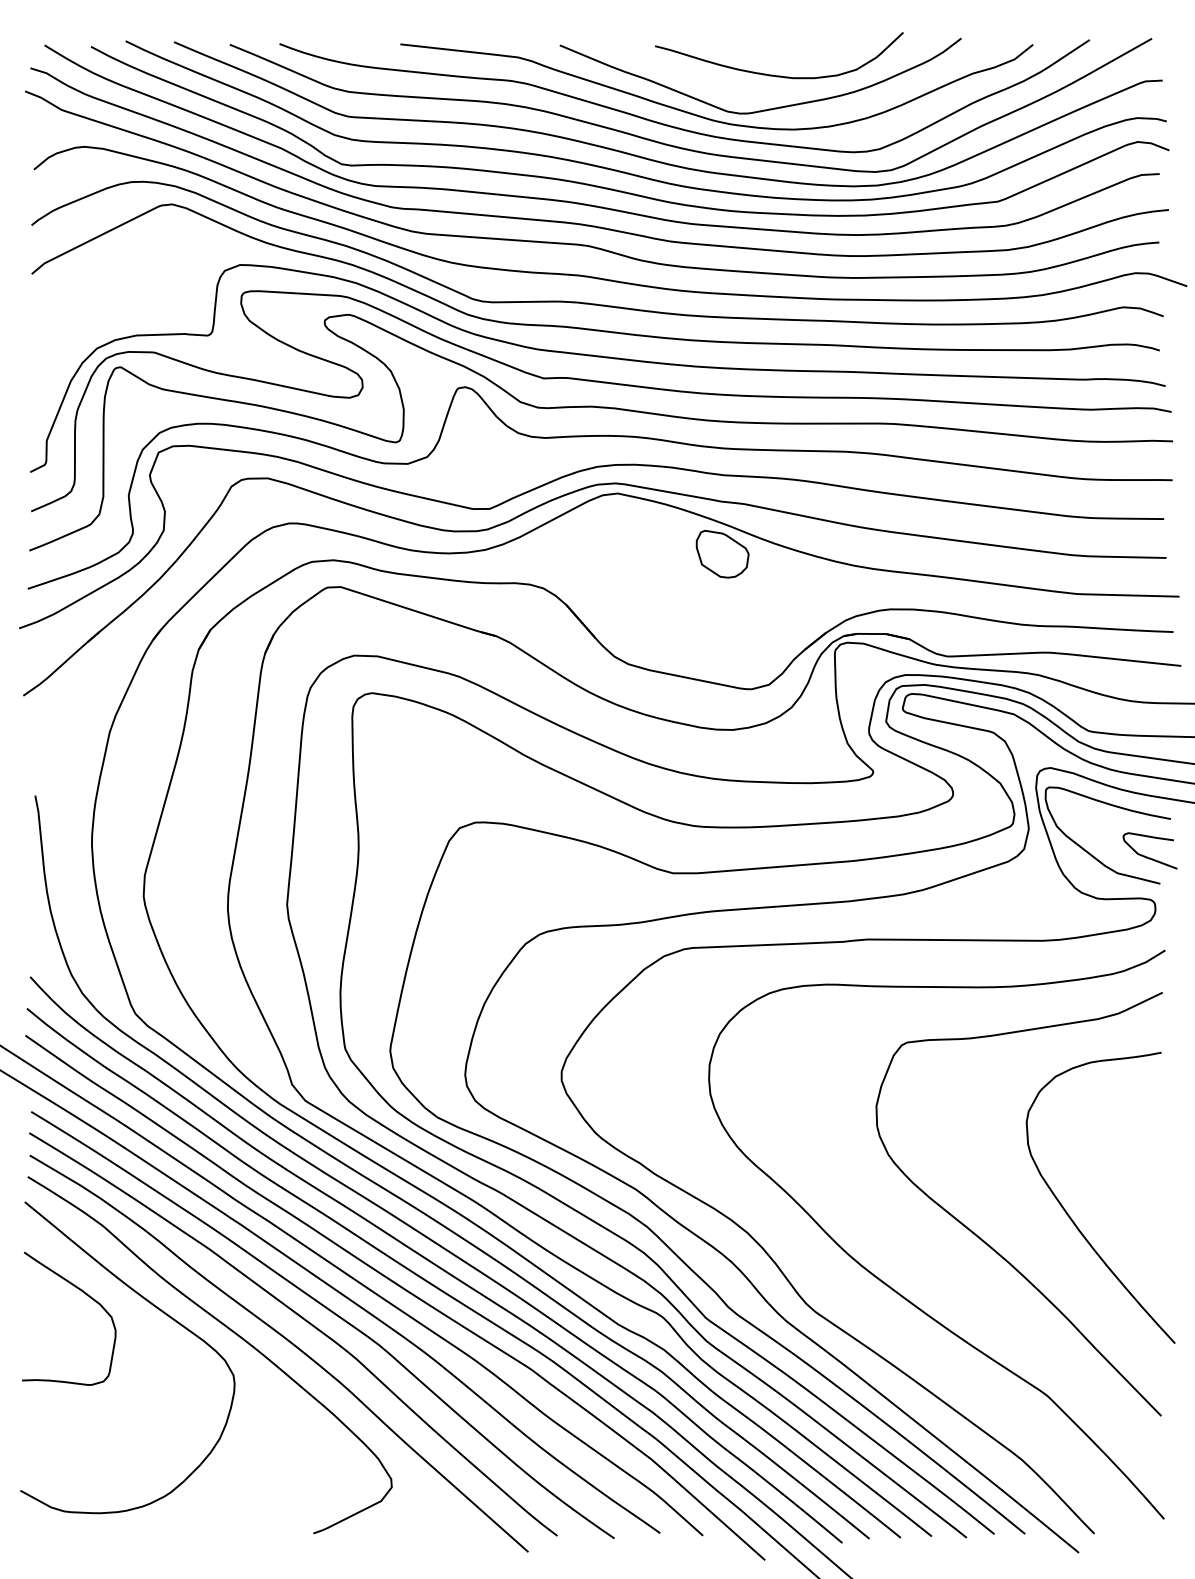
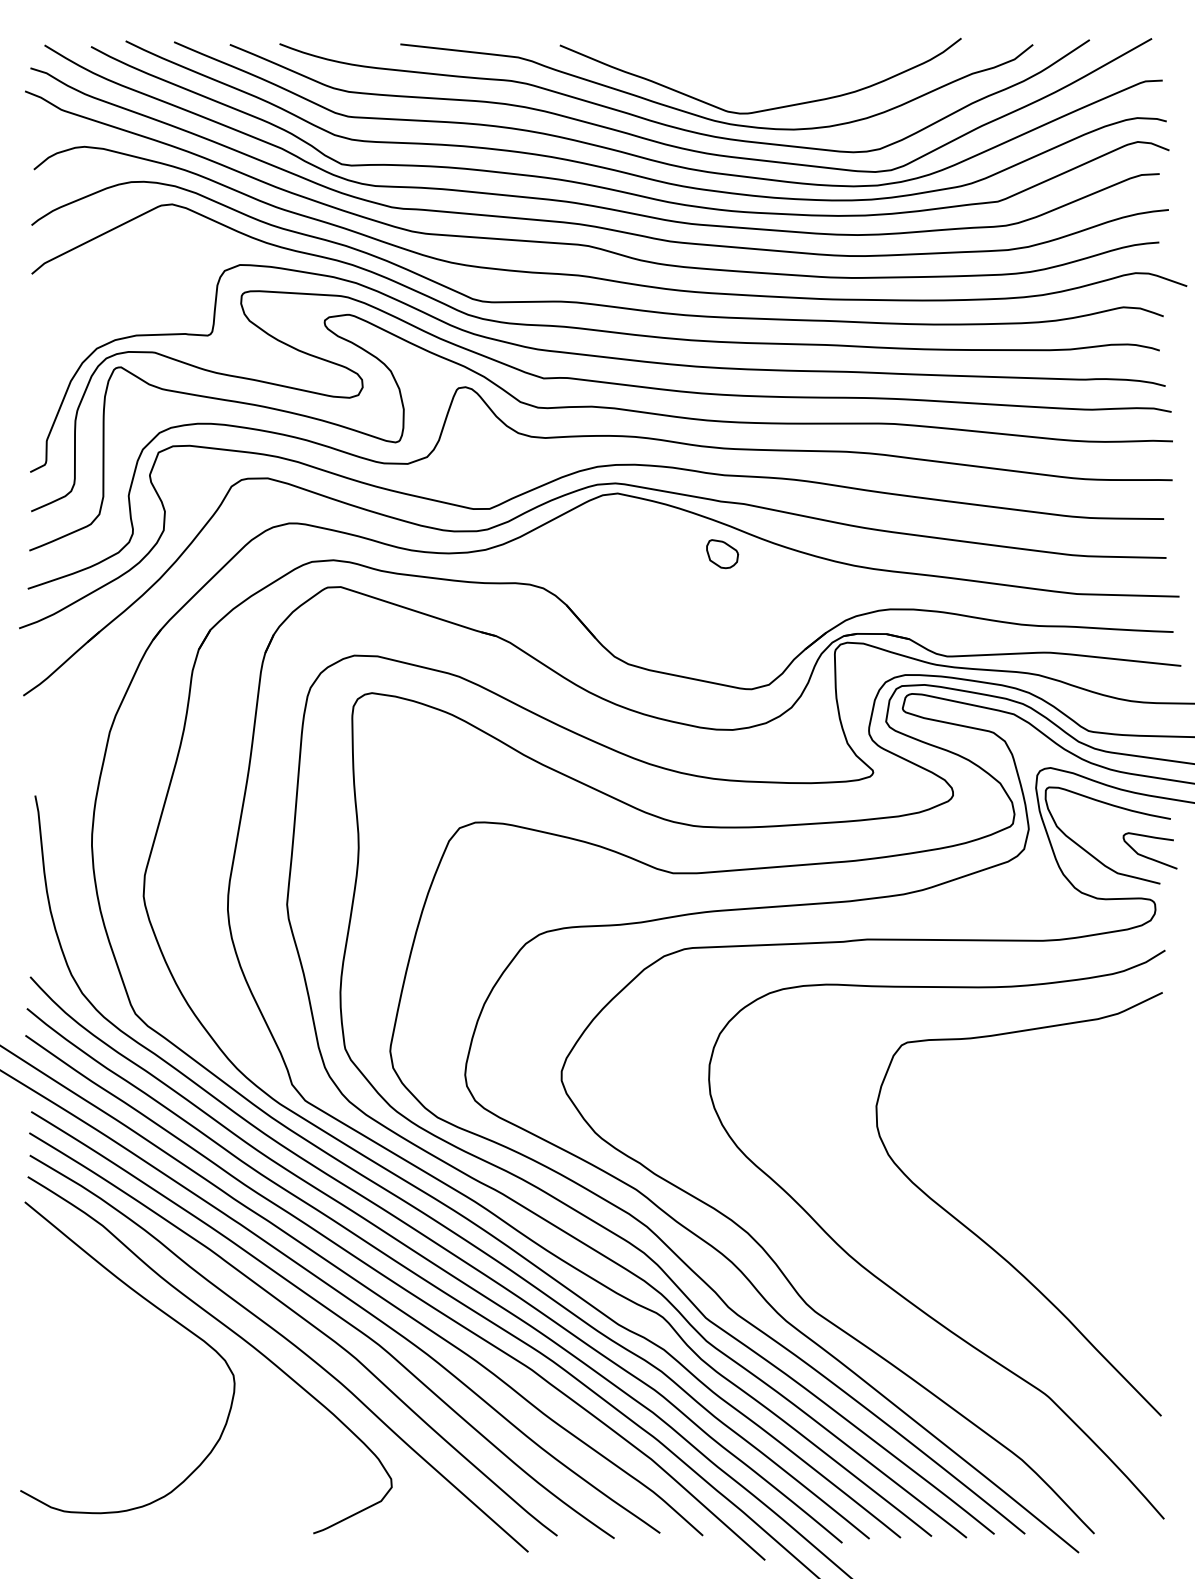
curve: present -> none (773, 74)
part size: 55x50 px -> 34x31 px (722, 554)
curve: present -> none (1071, 1217)
curve: present -> none (87, 1296)
